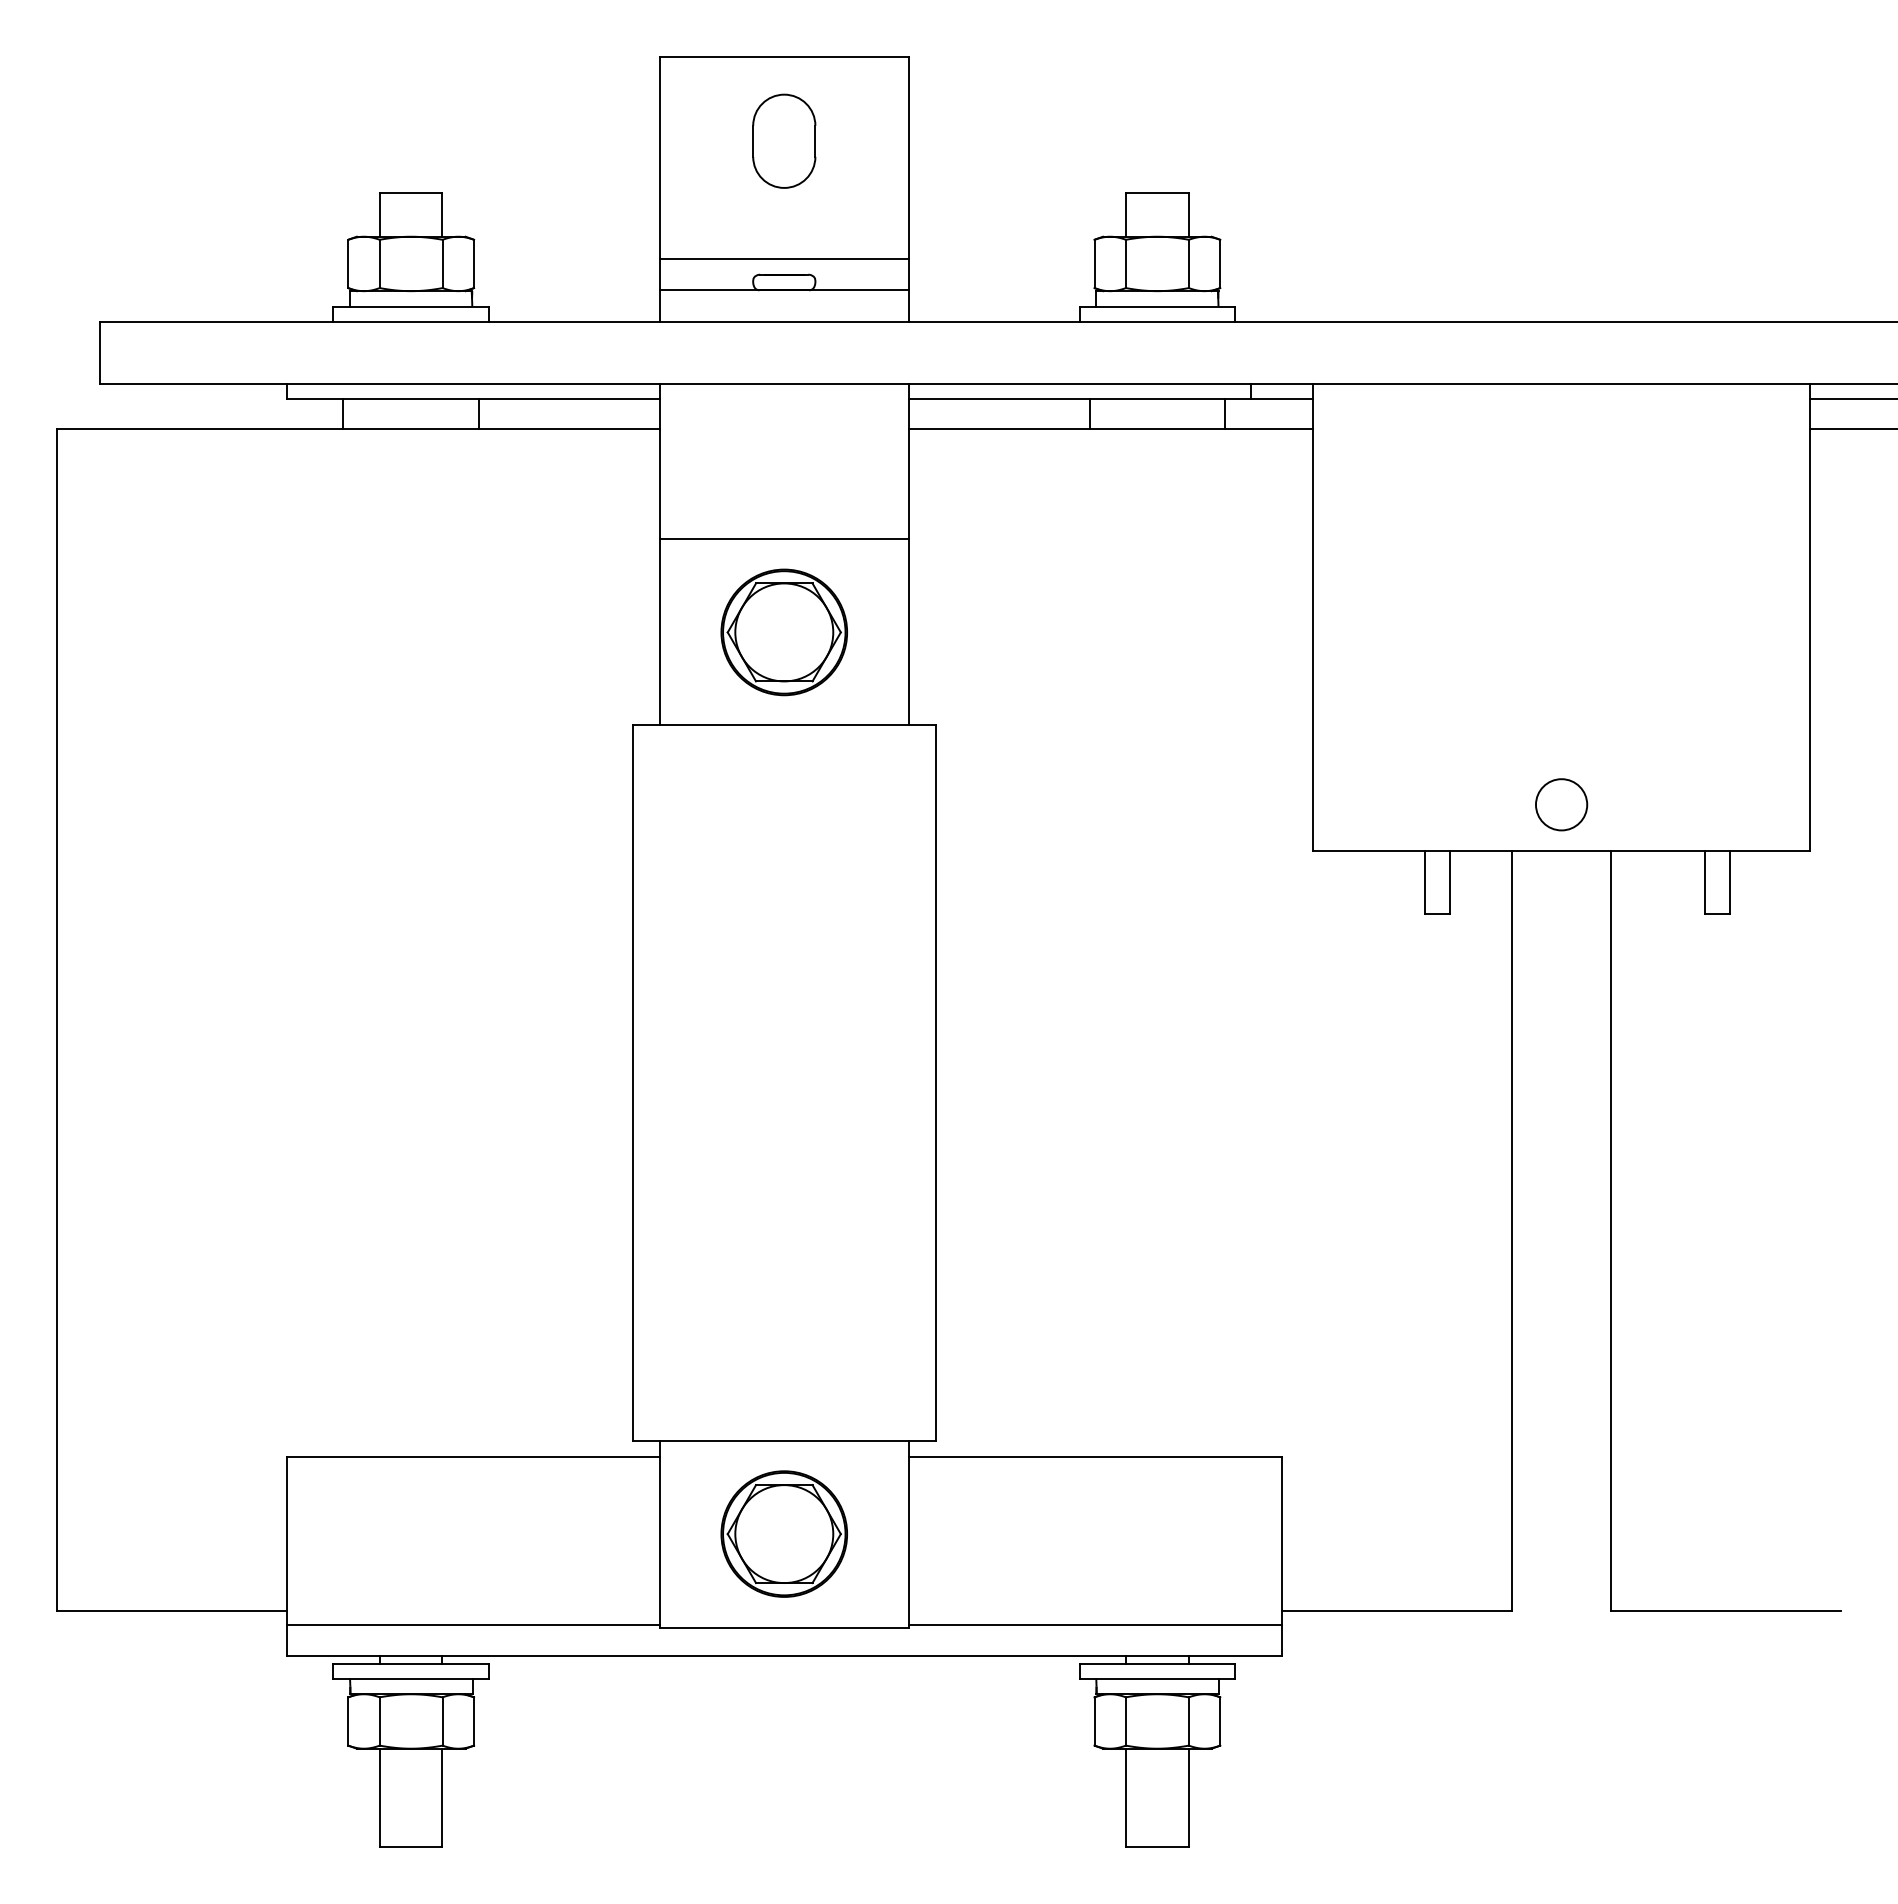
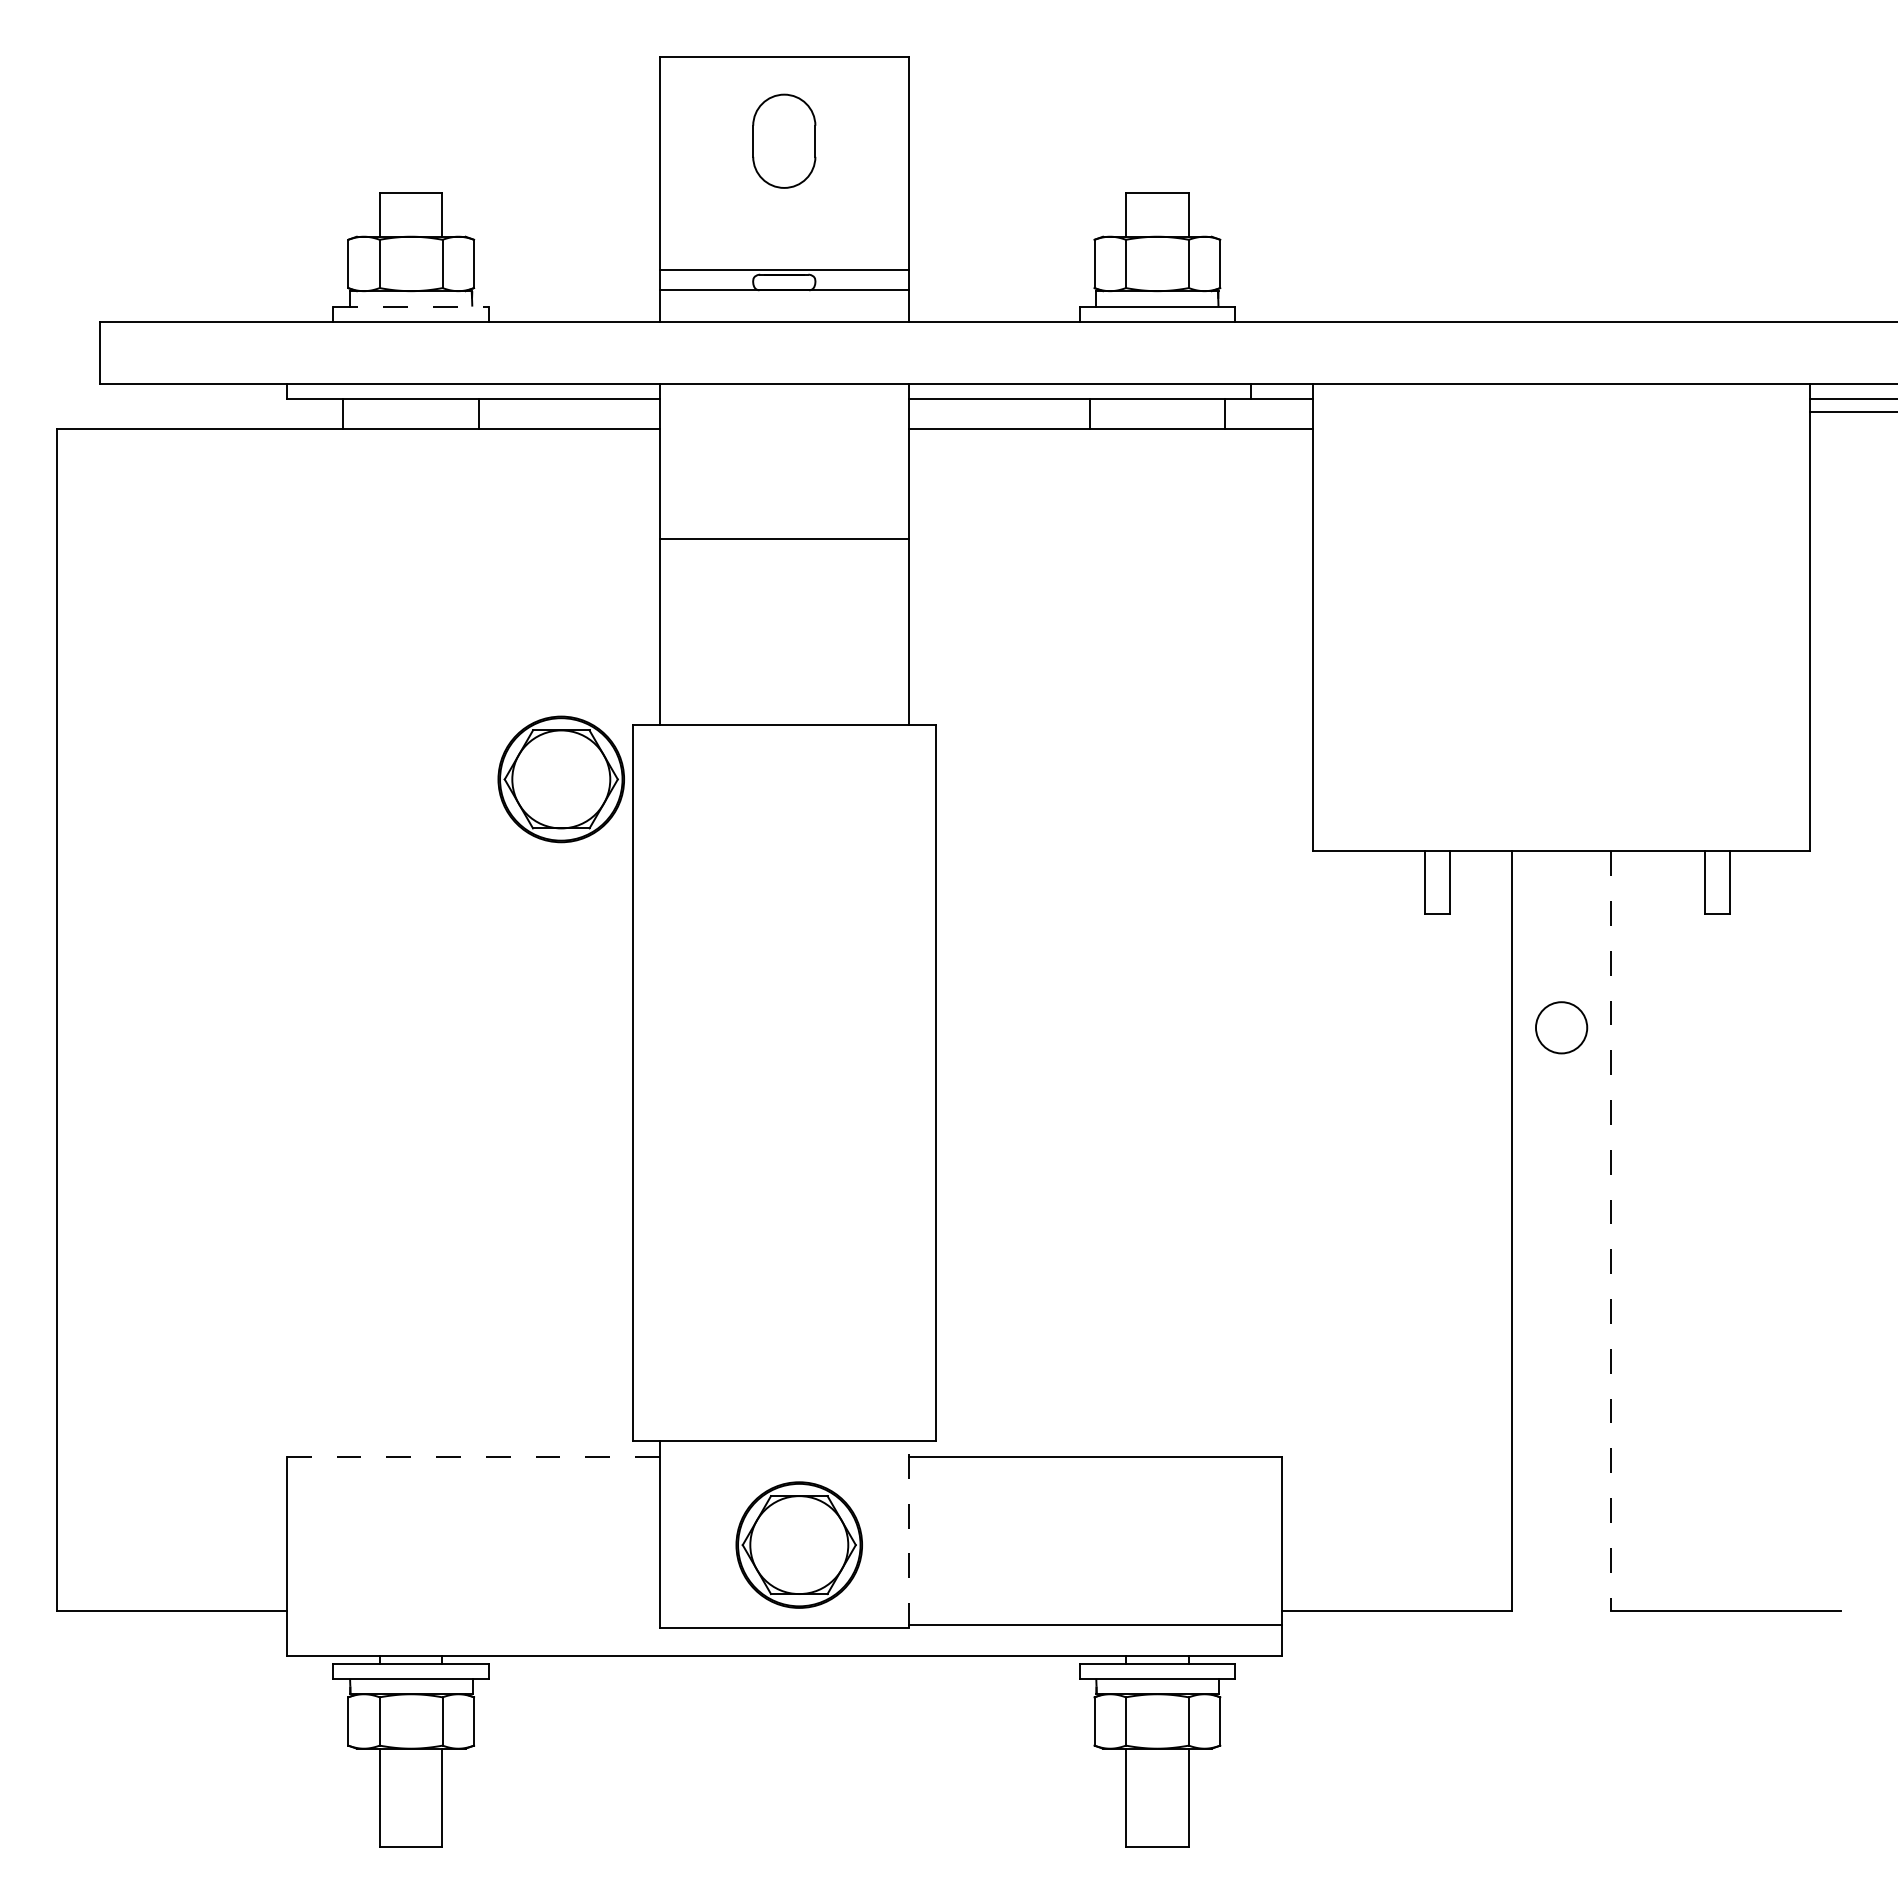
line position: (783, 259) -> (783, 270) (783, 270)
line: solid -> dashed (411, 306)
line position: (1852, 429) -> (1852, 412) (1852, 412)
part position: (783, 632) -> (560, 779) (560, 779)
circle position: (1561, 804) -> (1561, 1027) (1561, 1027)
line: solid -> dashed (1611, 1230)
line: solid -> dashed (473, 1456)
part position: (783, 1533) -> (798, 1544) (798, 1544)
line: solid -> dashed (908, 1534)
line: present -> none (472, 1624)
